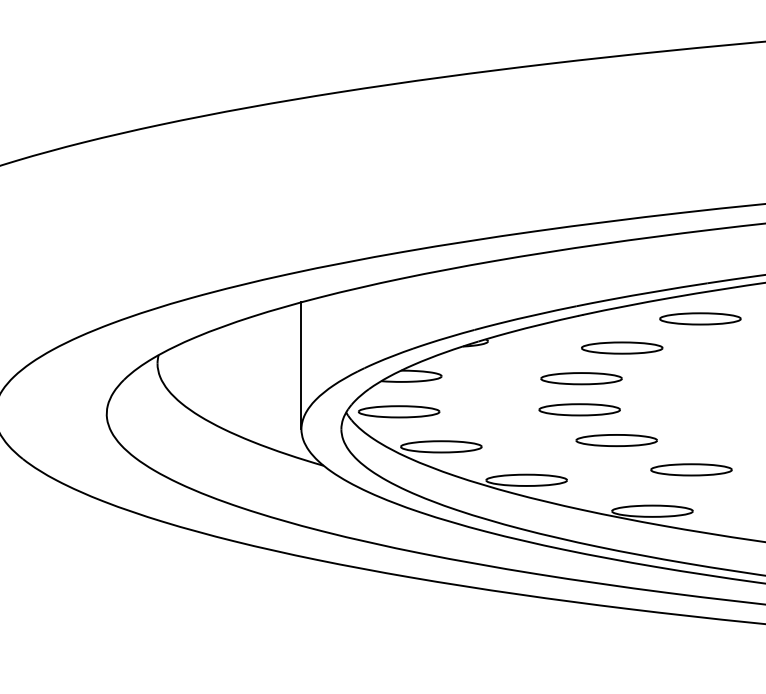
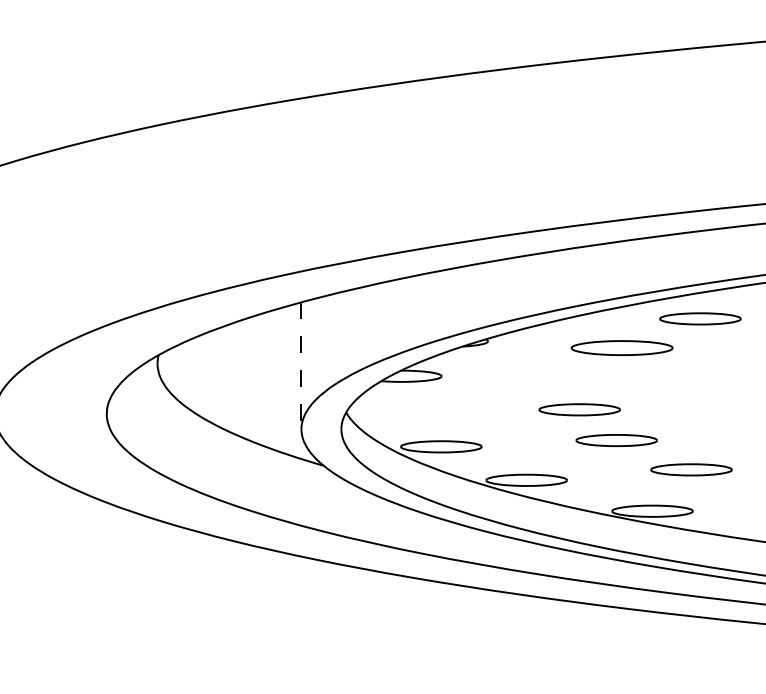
part size: 83x14 px -> 104x16 px (621, 347)
line: solid -> dashed (301, 366)
part: present -> none (581, 378)
part: present -> none (399, 411)
